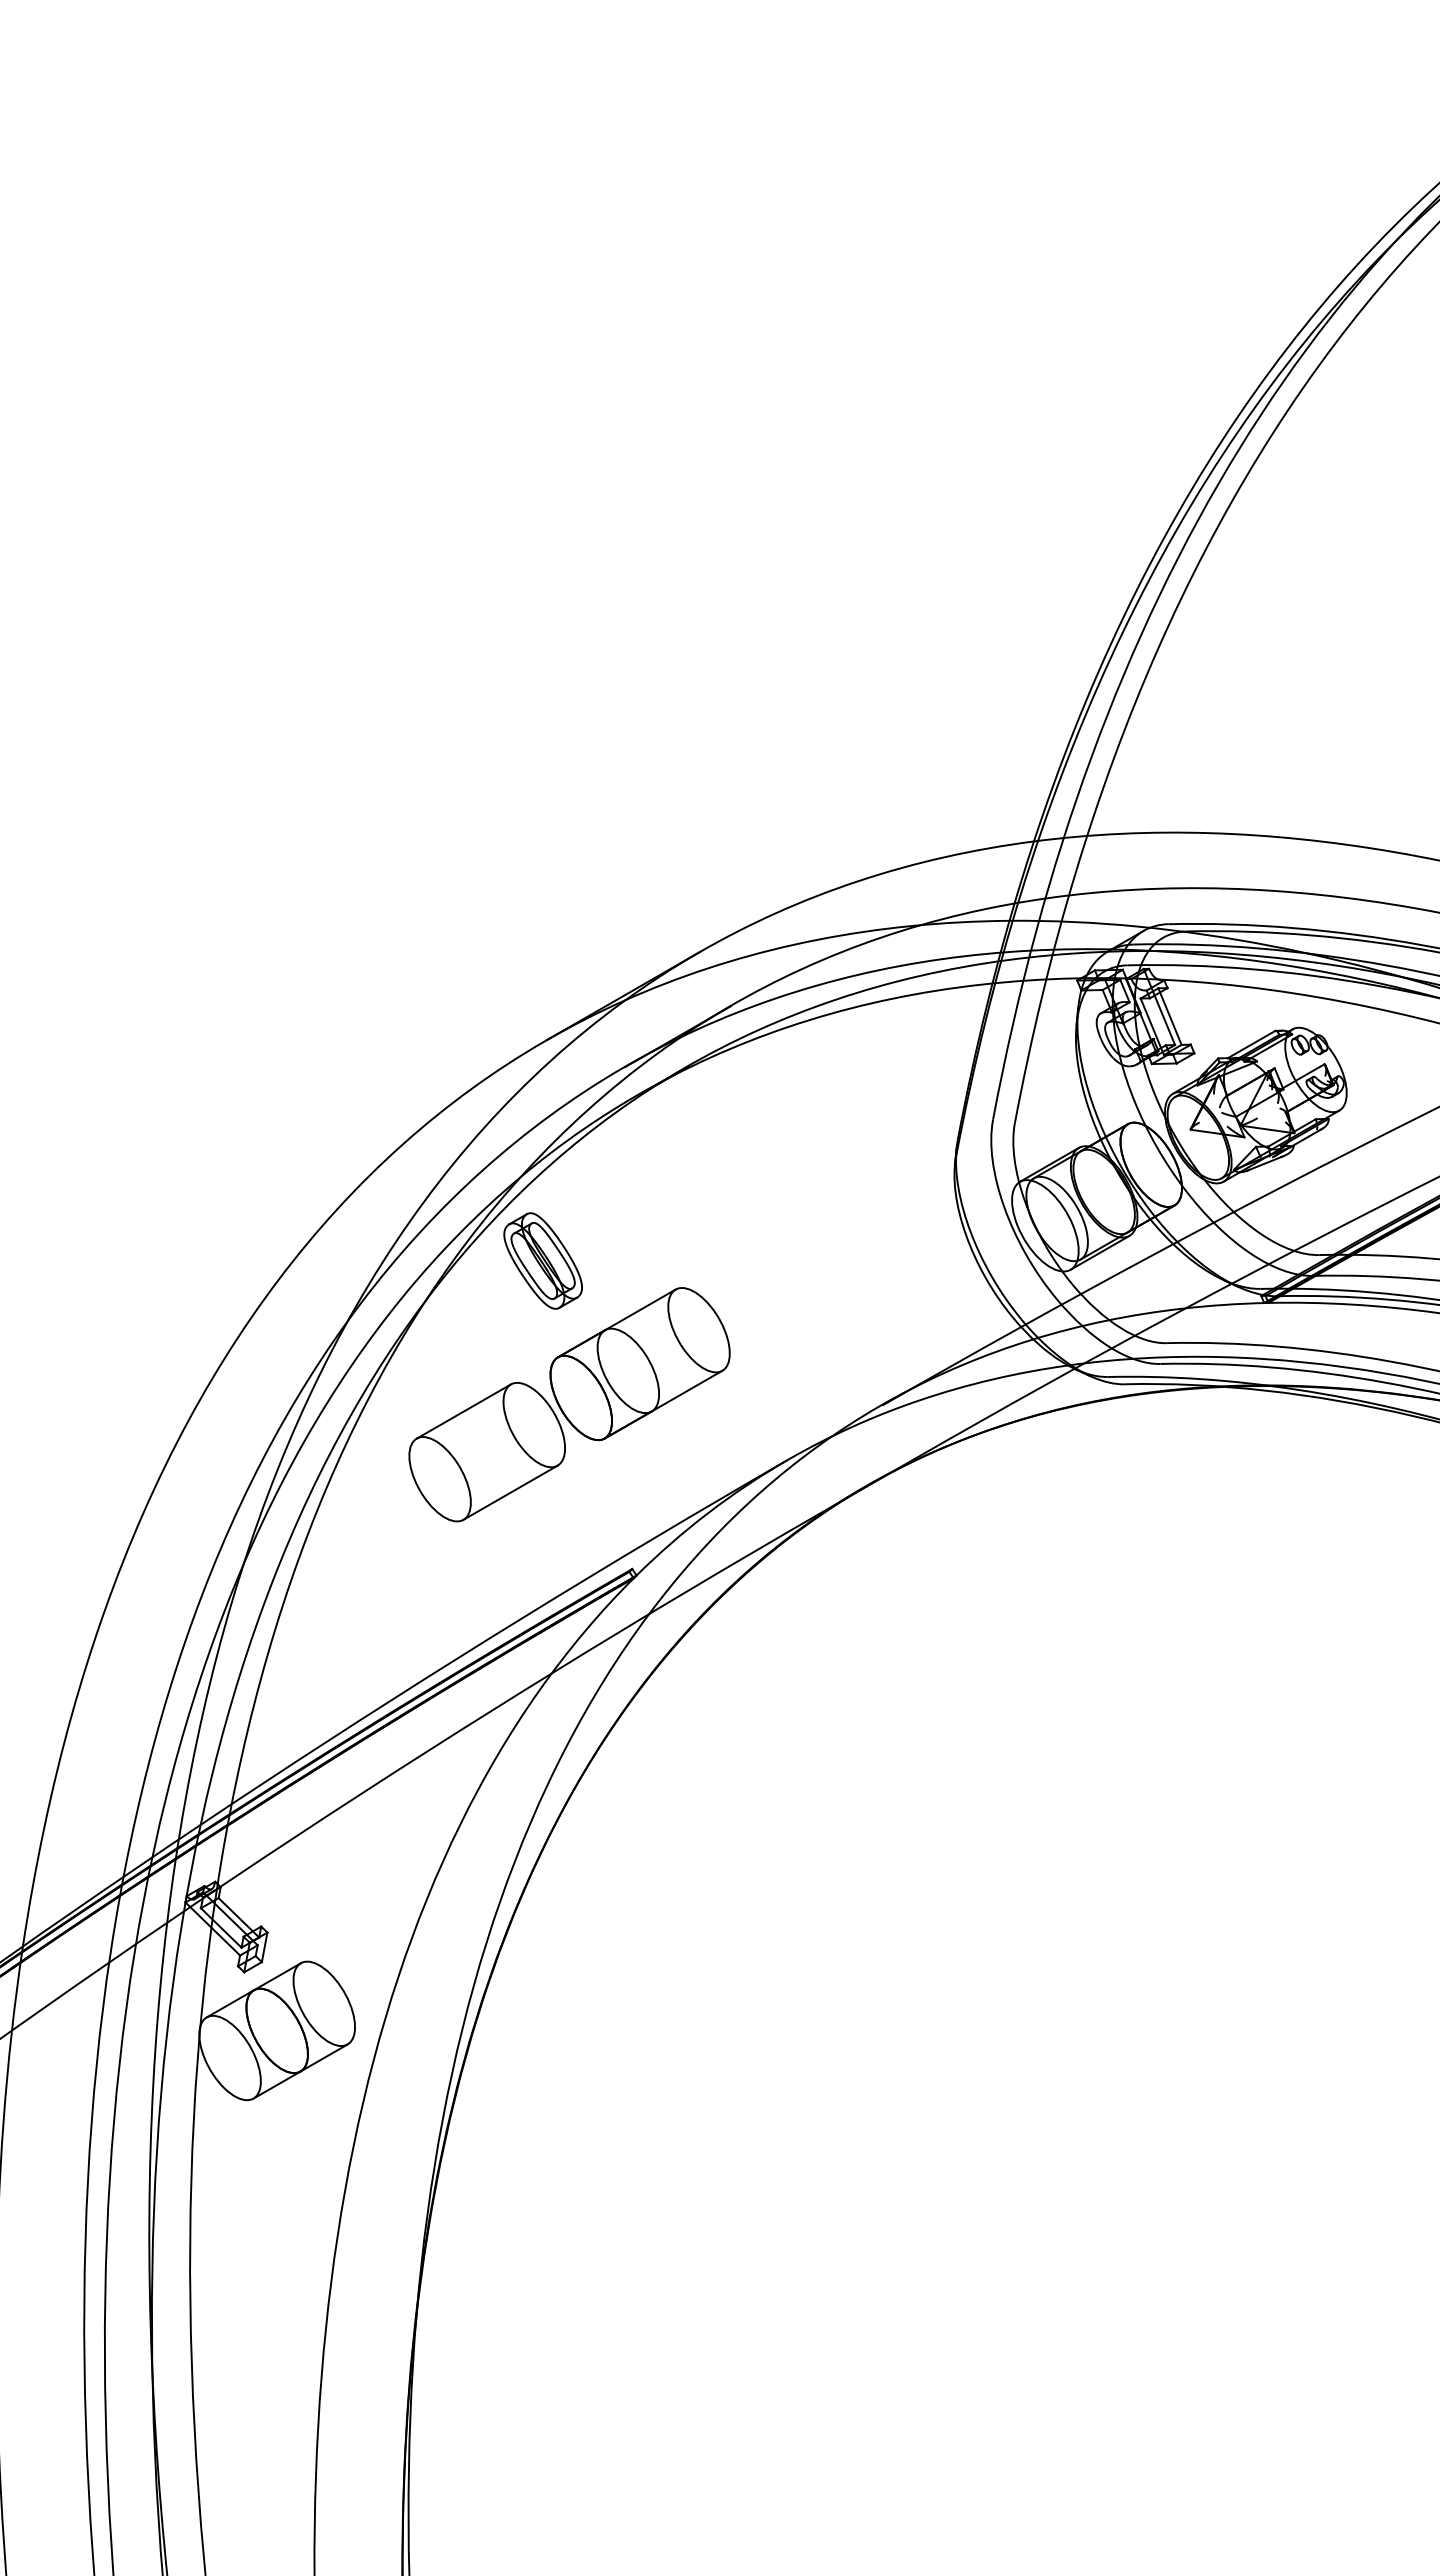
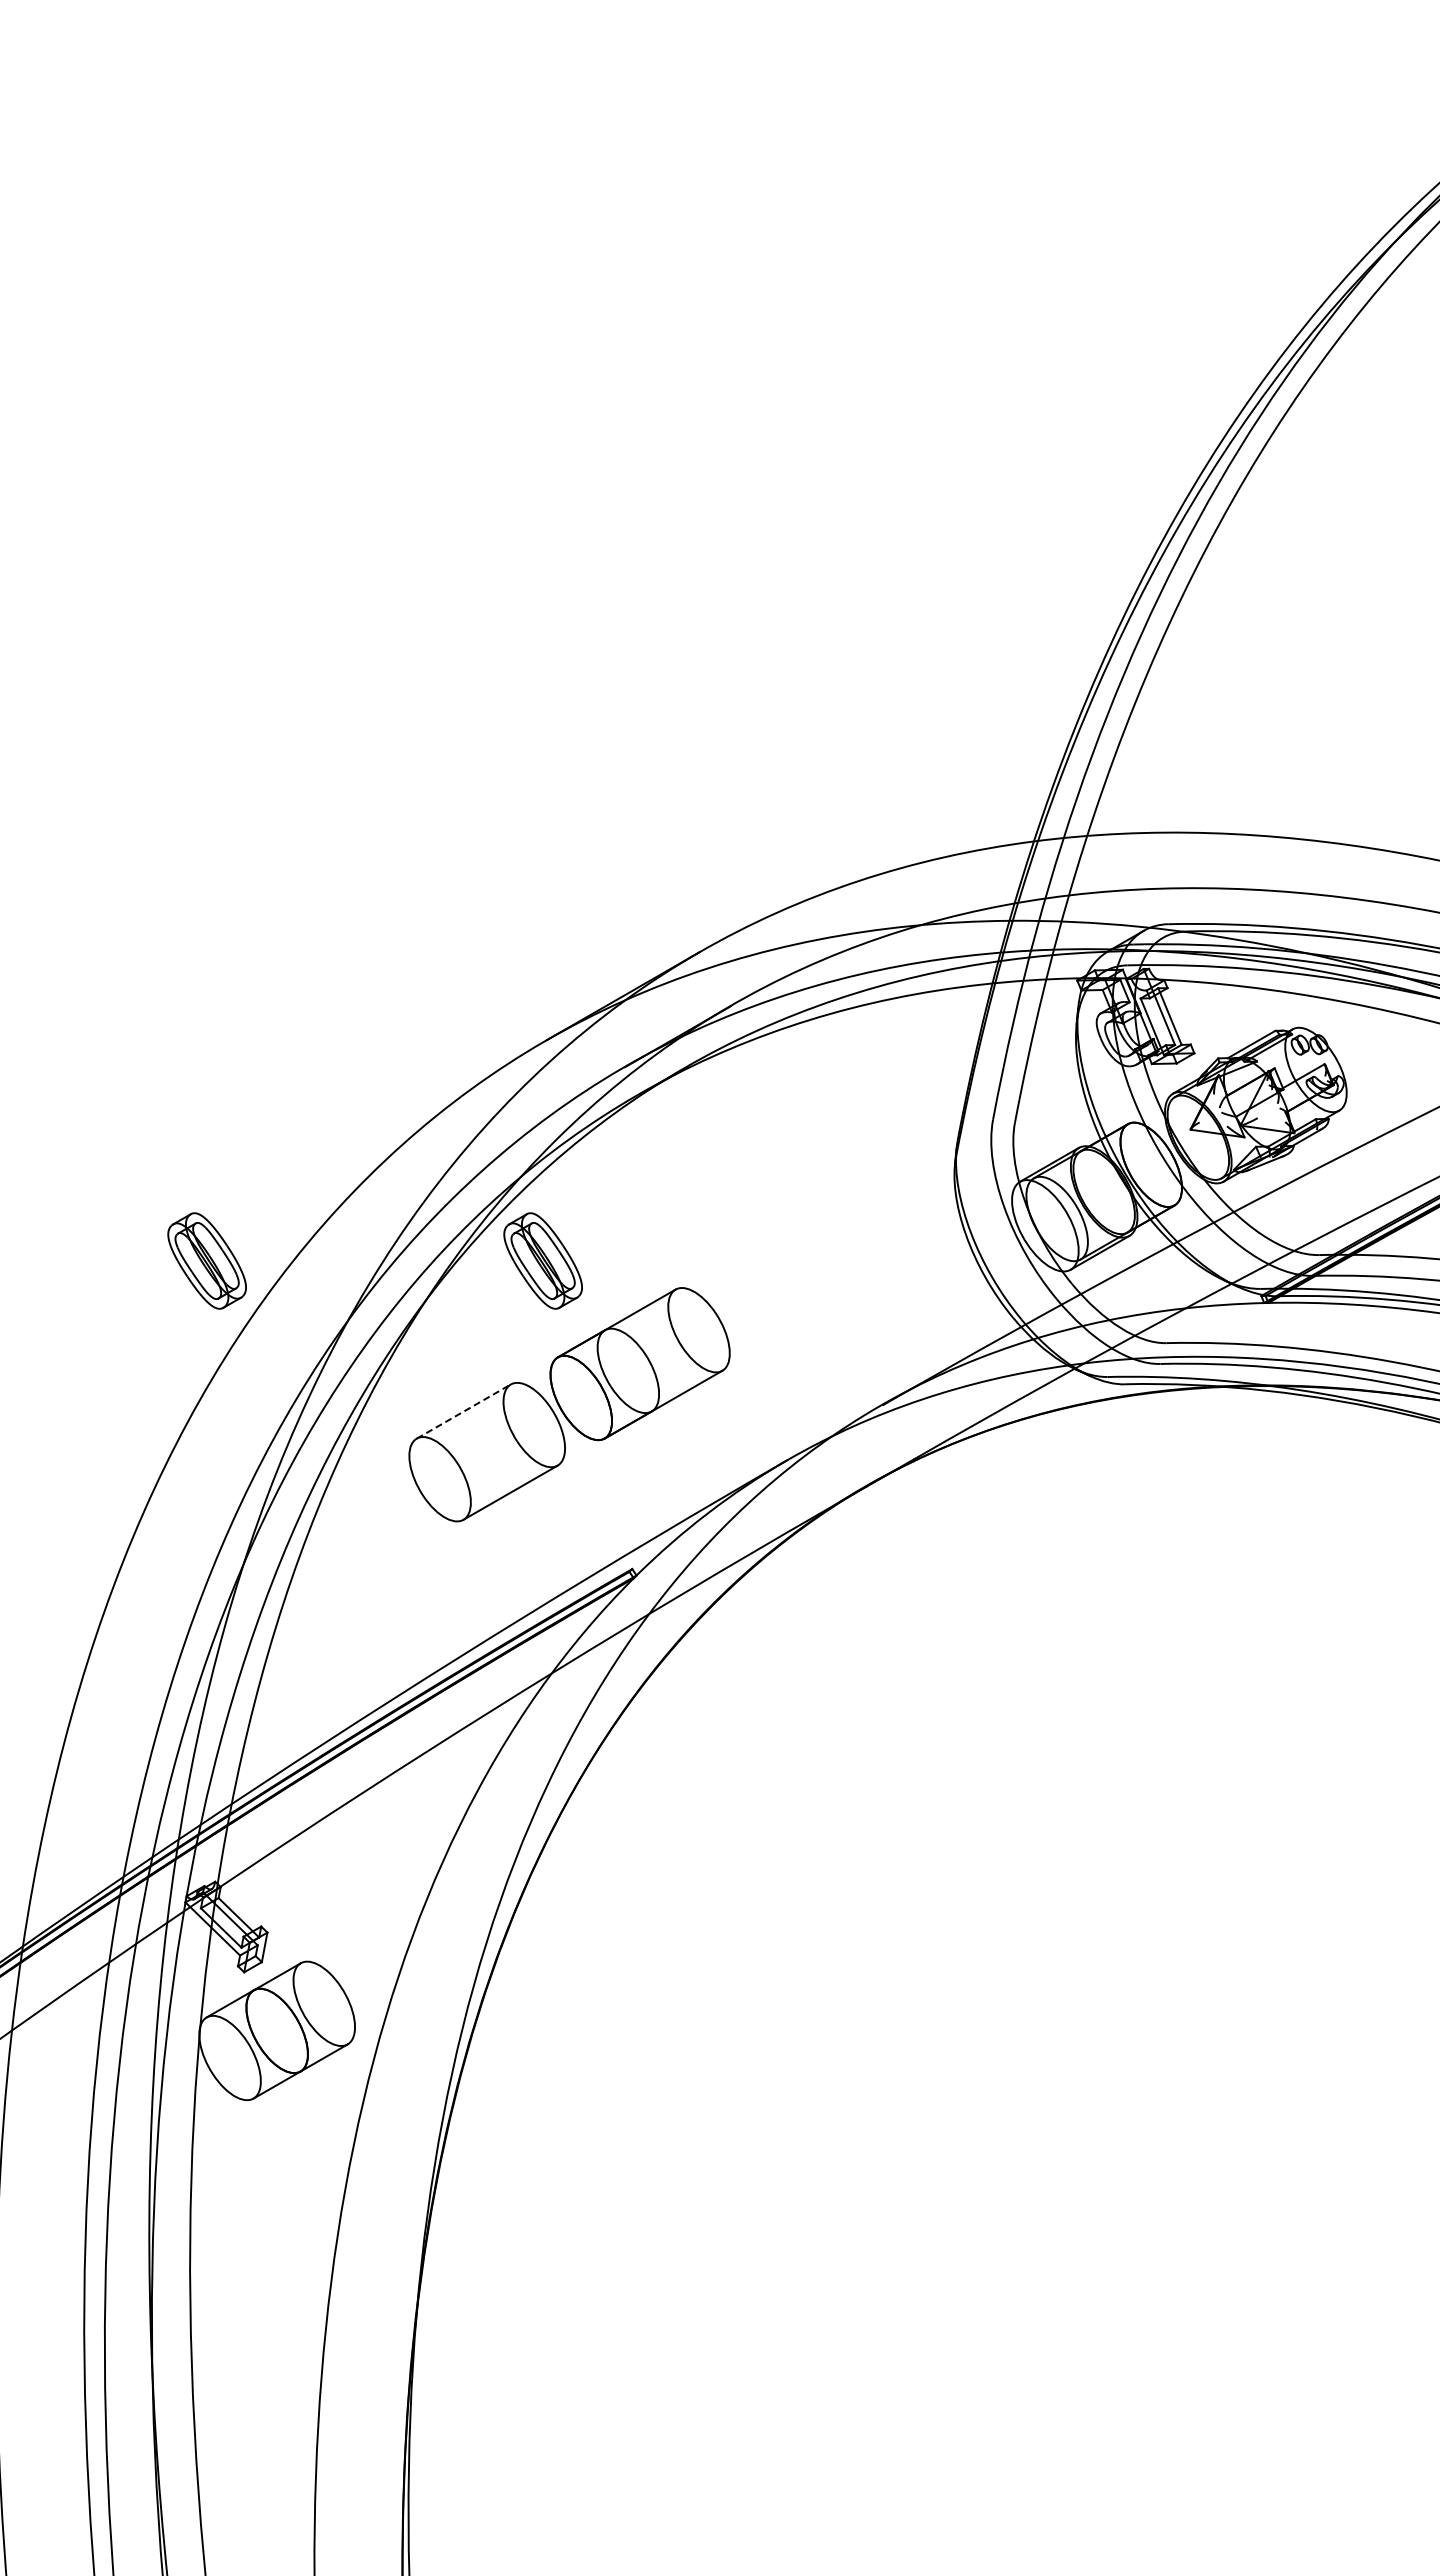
part: none -> present (206, 1260)
line: solid -> dashed (464, 1411)
